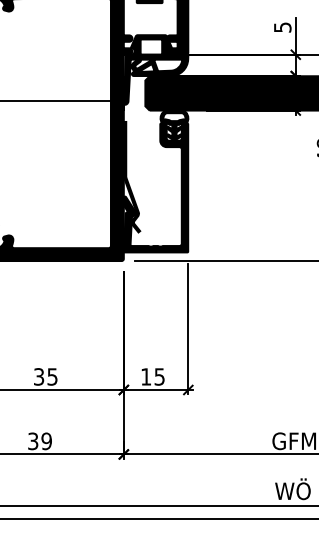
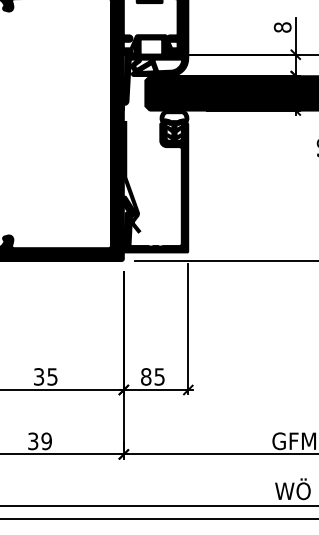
text: 5 -> 8 (282, 27)
line: present -> none (62, 101)
text: 15 -> 85 (146, 376)
